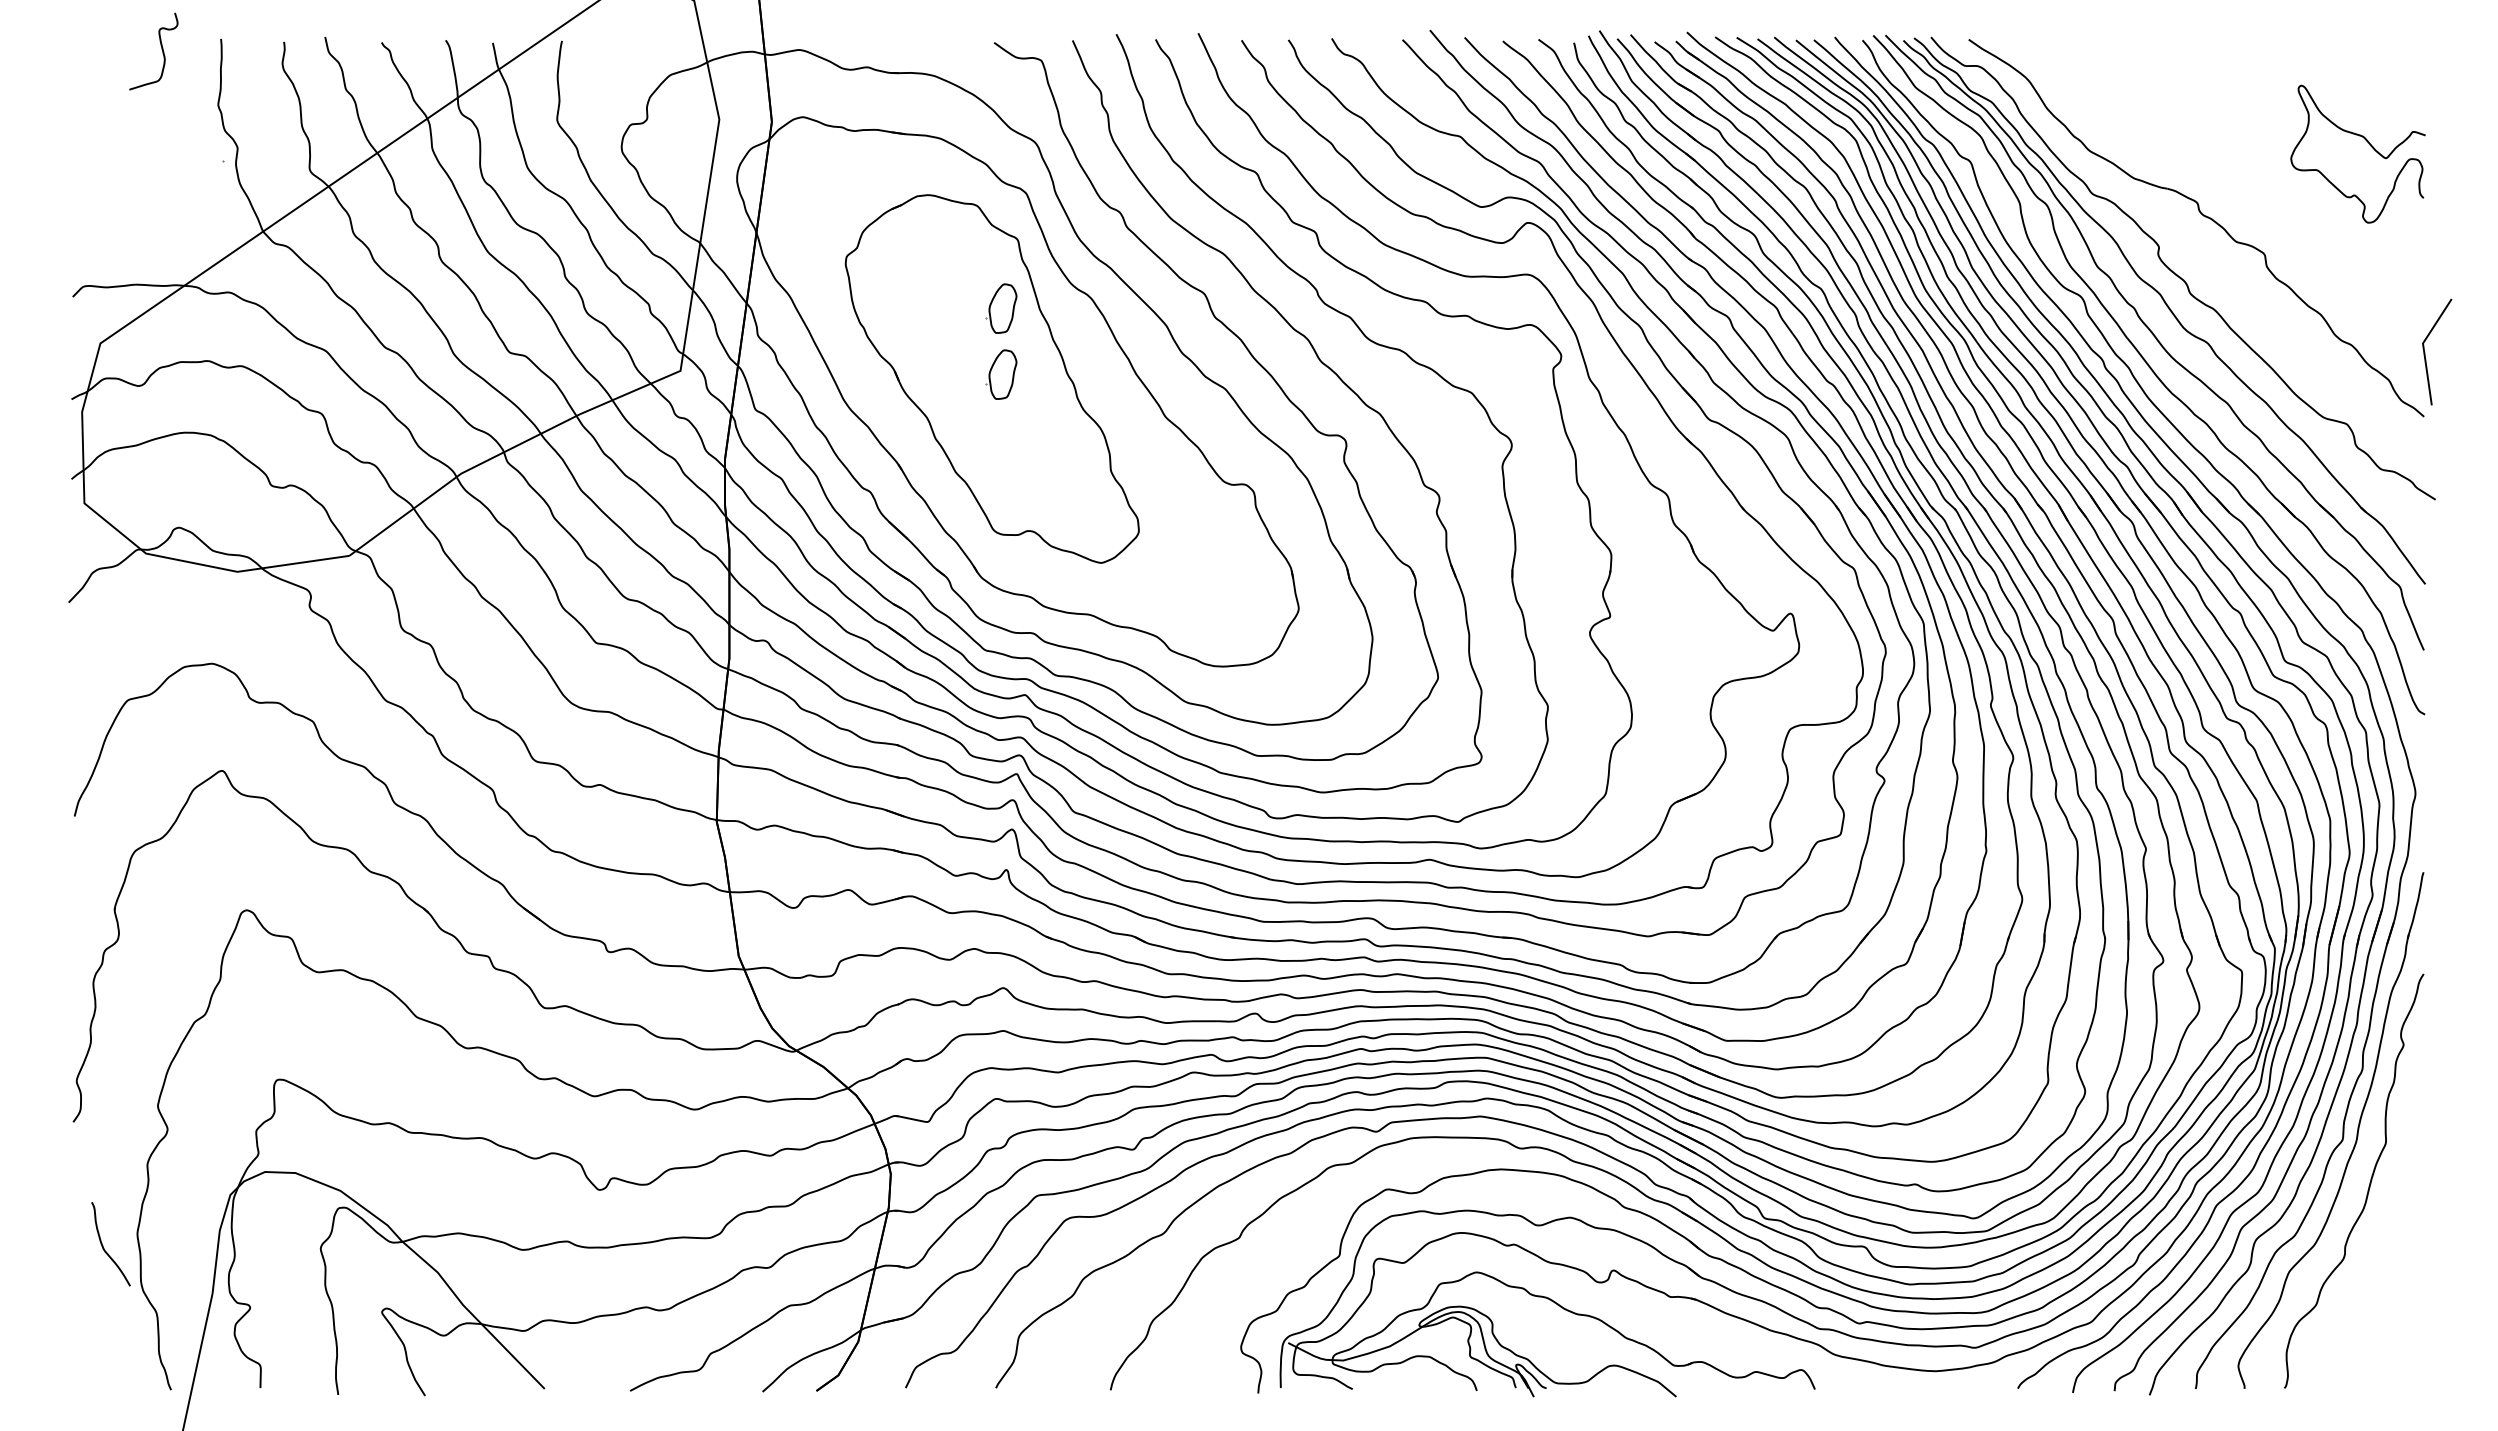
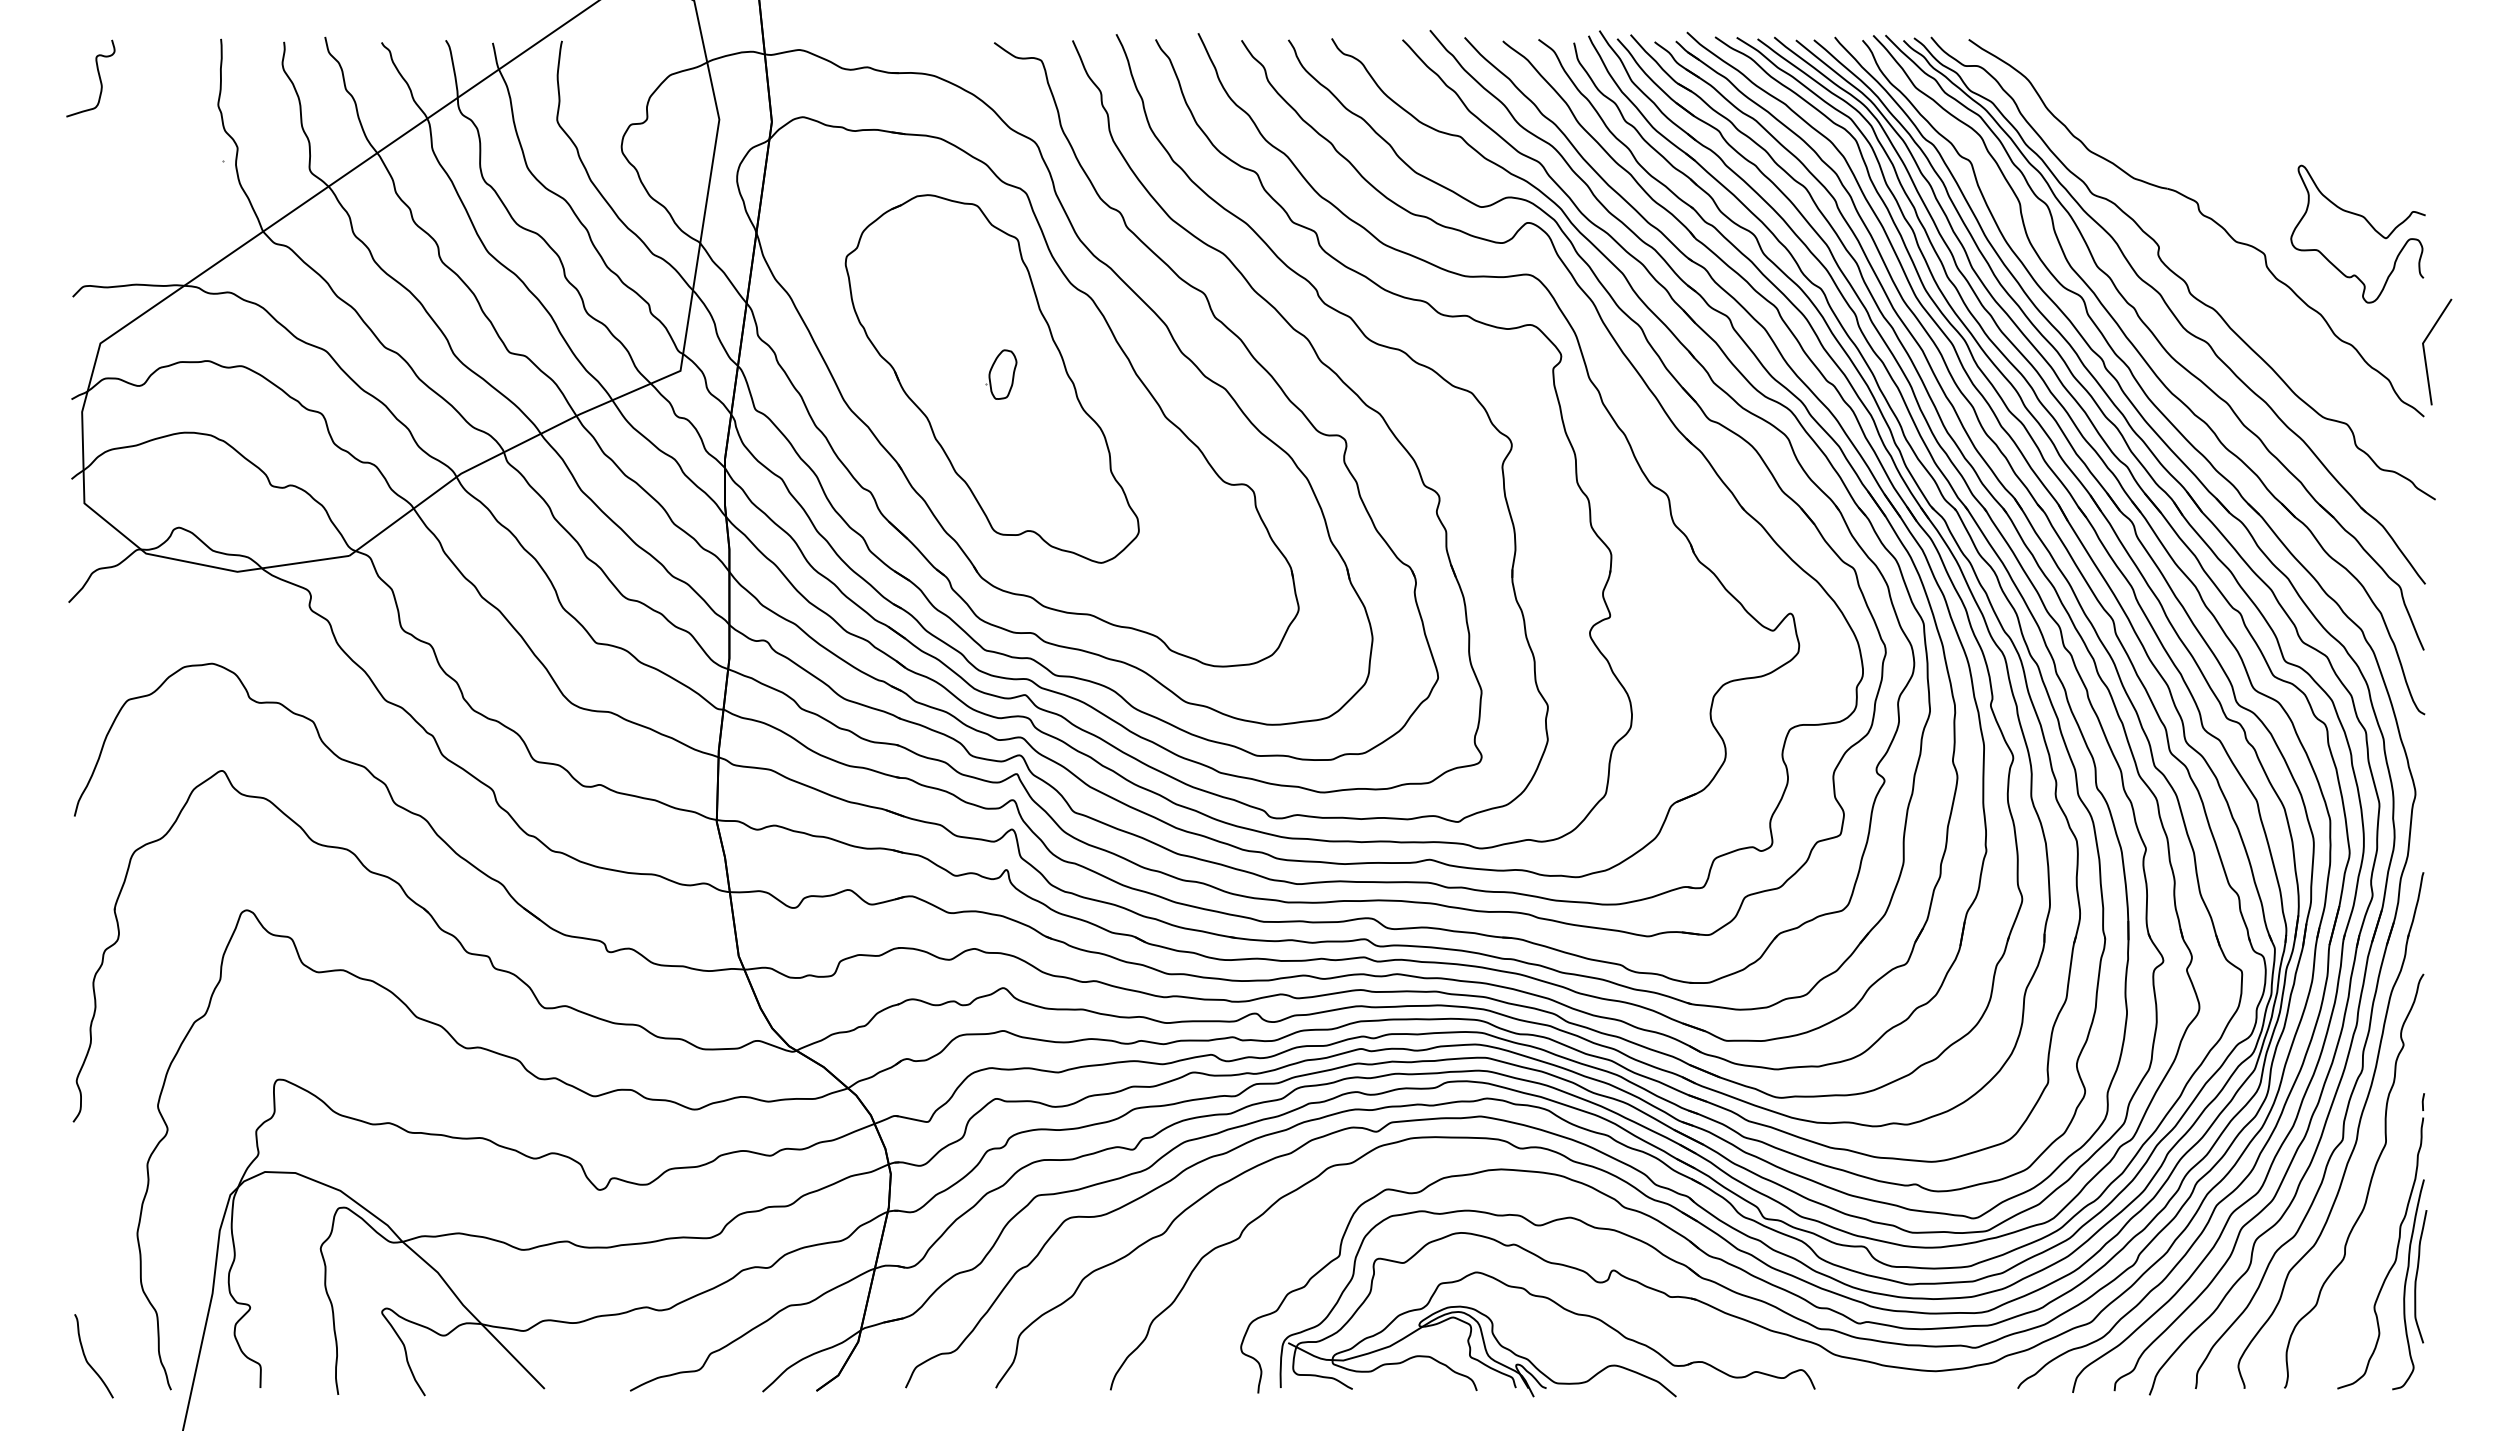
curve position: (161, 49) -> (98, 76) (98, 76)
curve position: (2369, 145) -> (2369, 225) (2369, 225)
part: present -> none (1001, 308)
part: none -> present (2397, 1242)
curve position: (103, 1245) -> (86, 1357) (86, 1357)
